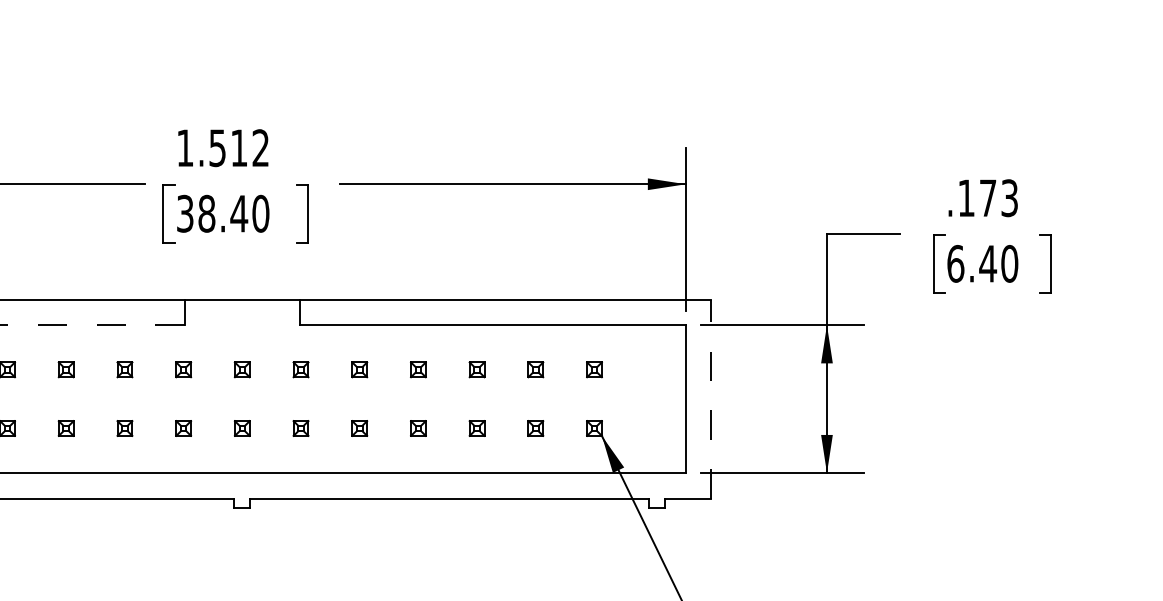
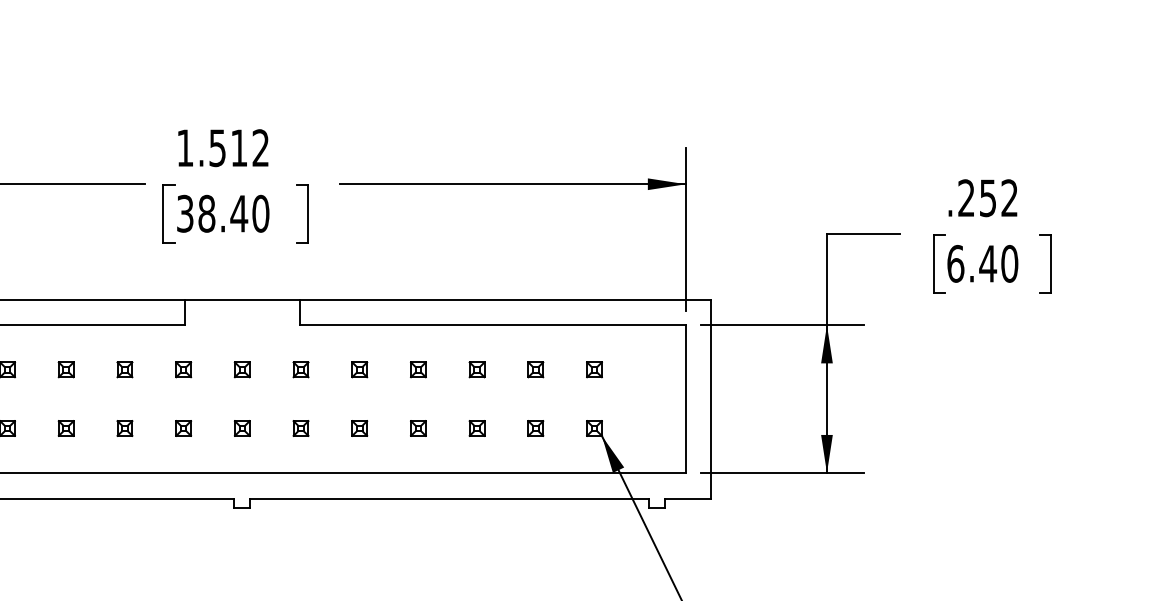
text: .173 -> .252 (987, 198)
line: dashed -> solid (92, 325)
line: dashed -> solid (711, 398)
